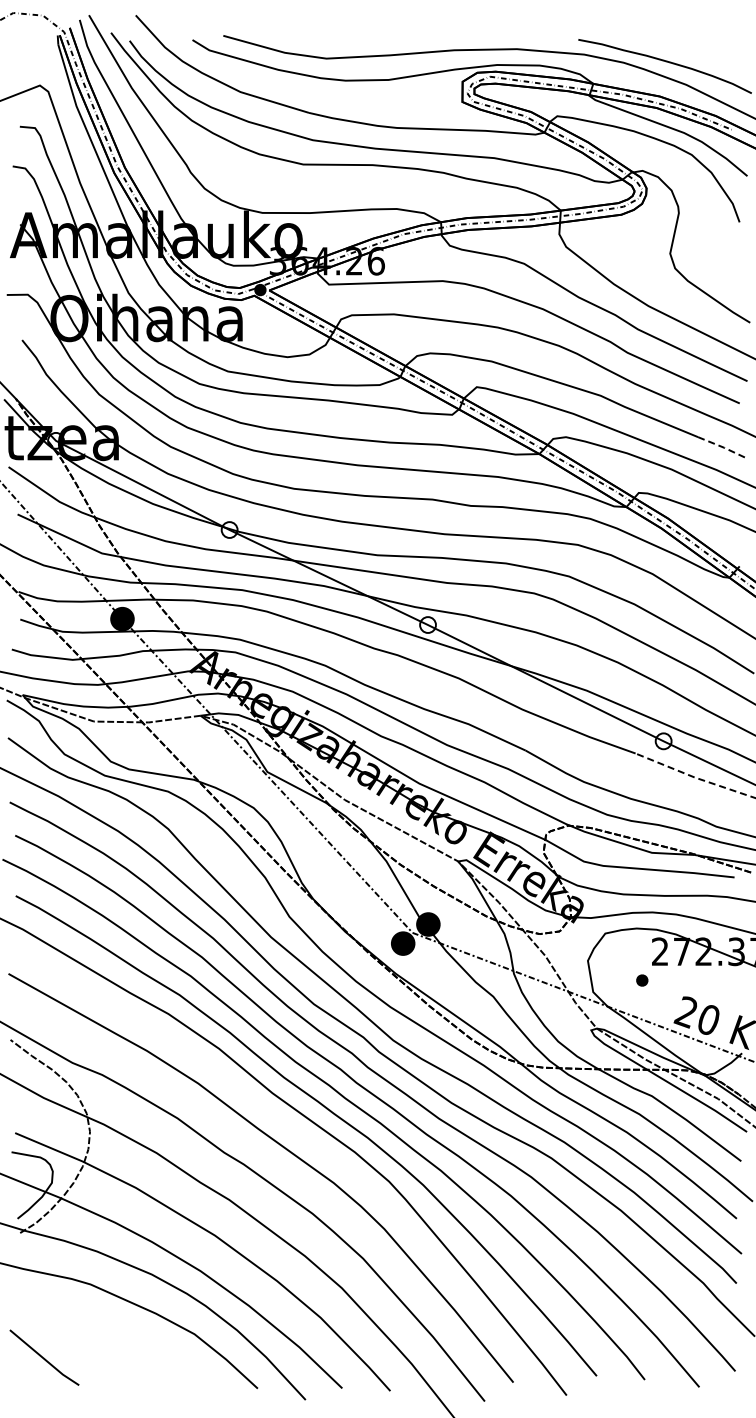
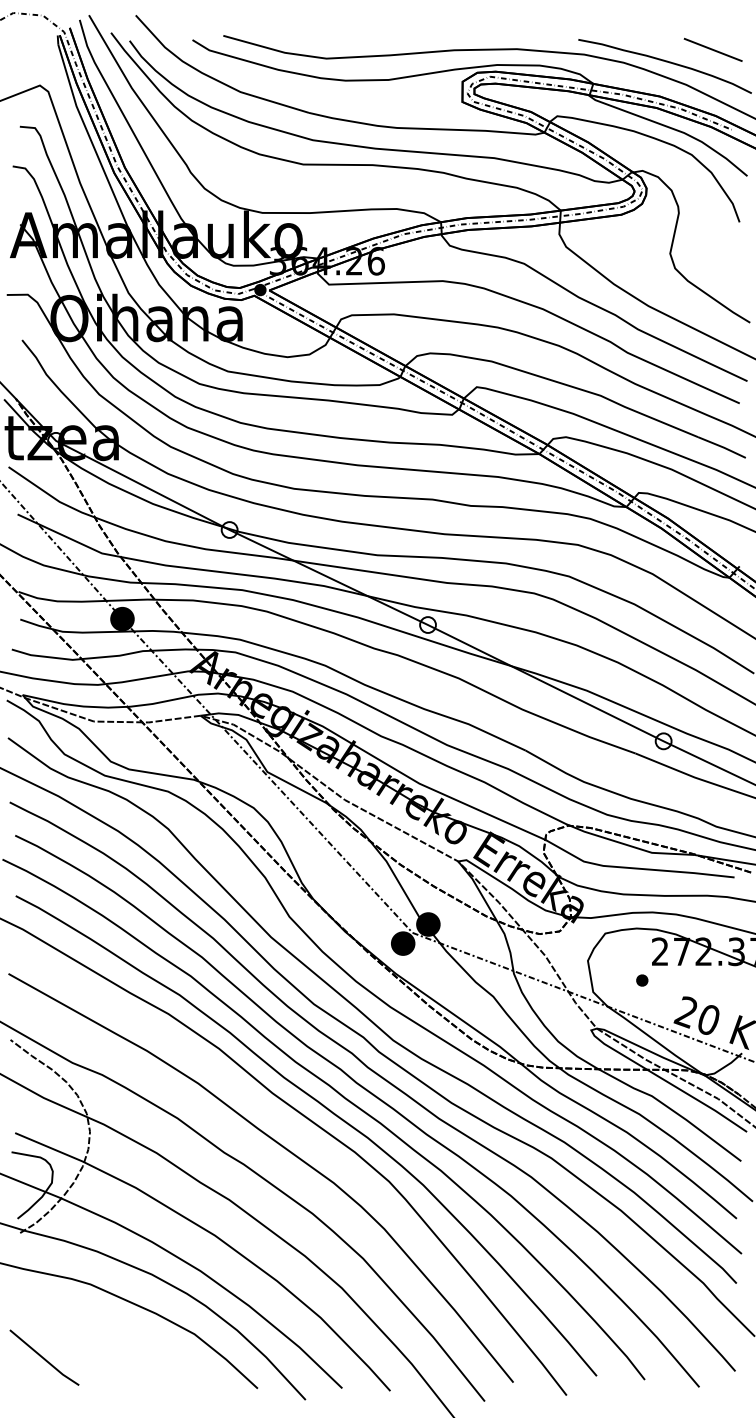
line: none -> present (712, 49)
line: dashed -> solid (722, 447)
line: dashed -> solid (694, 777)
